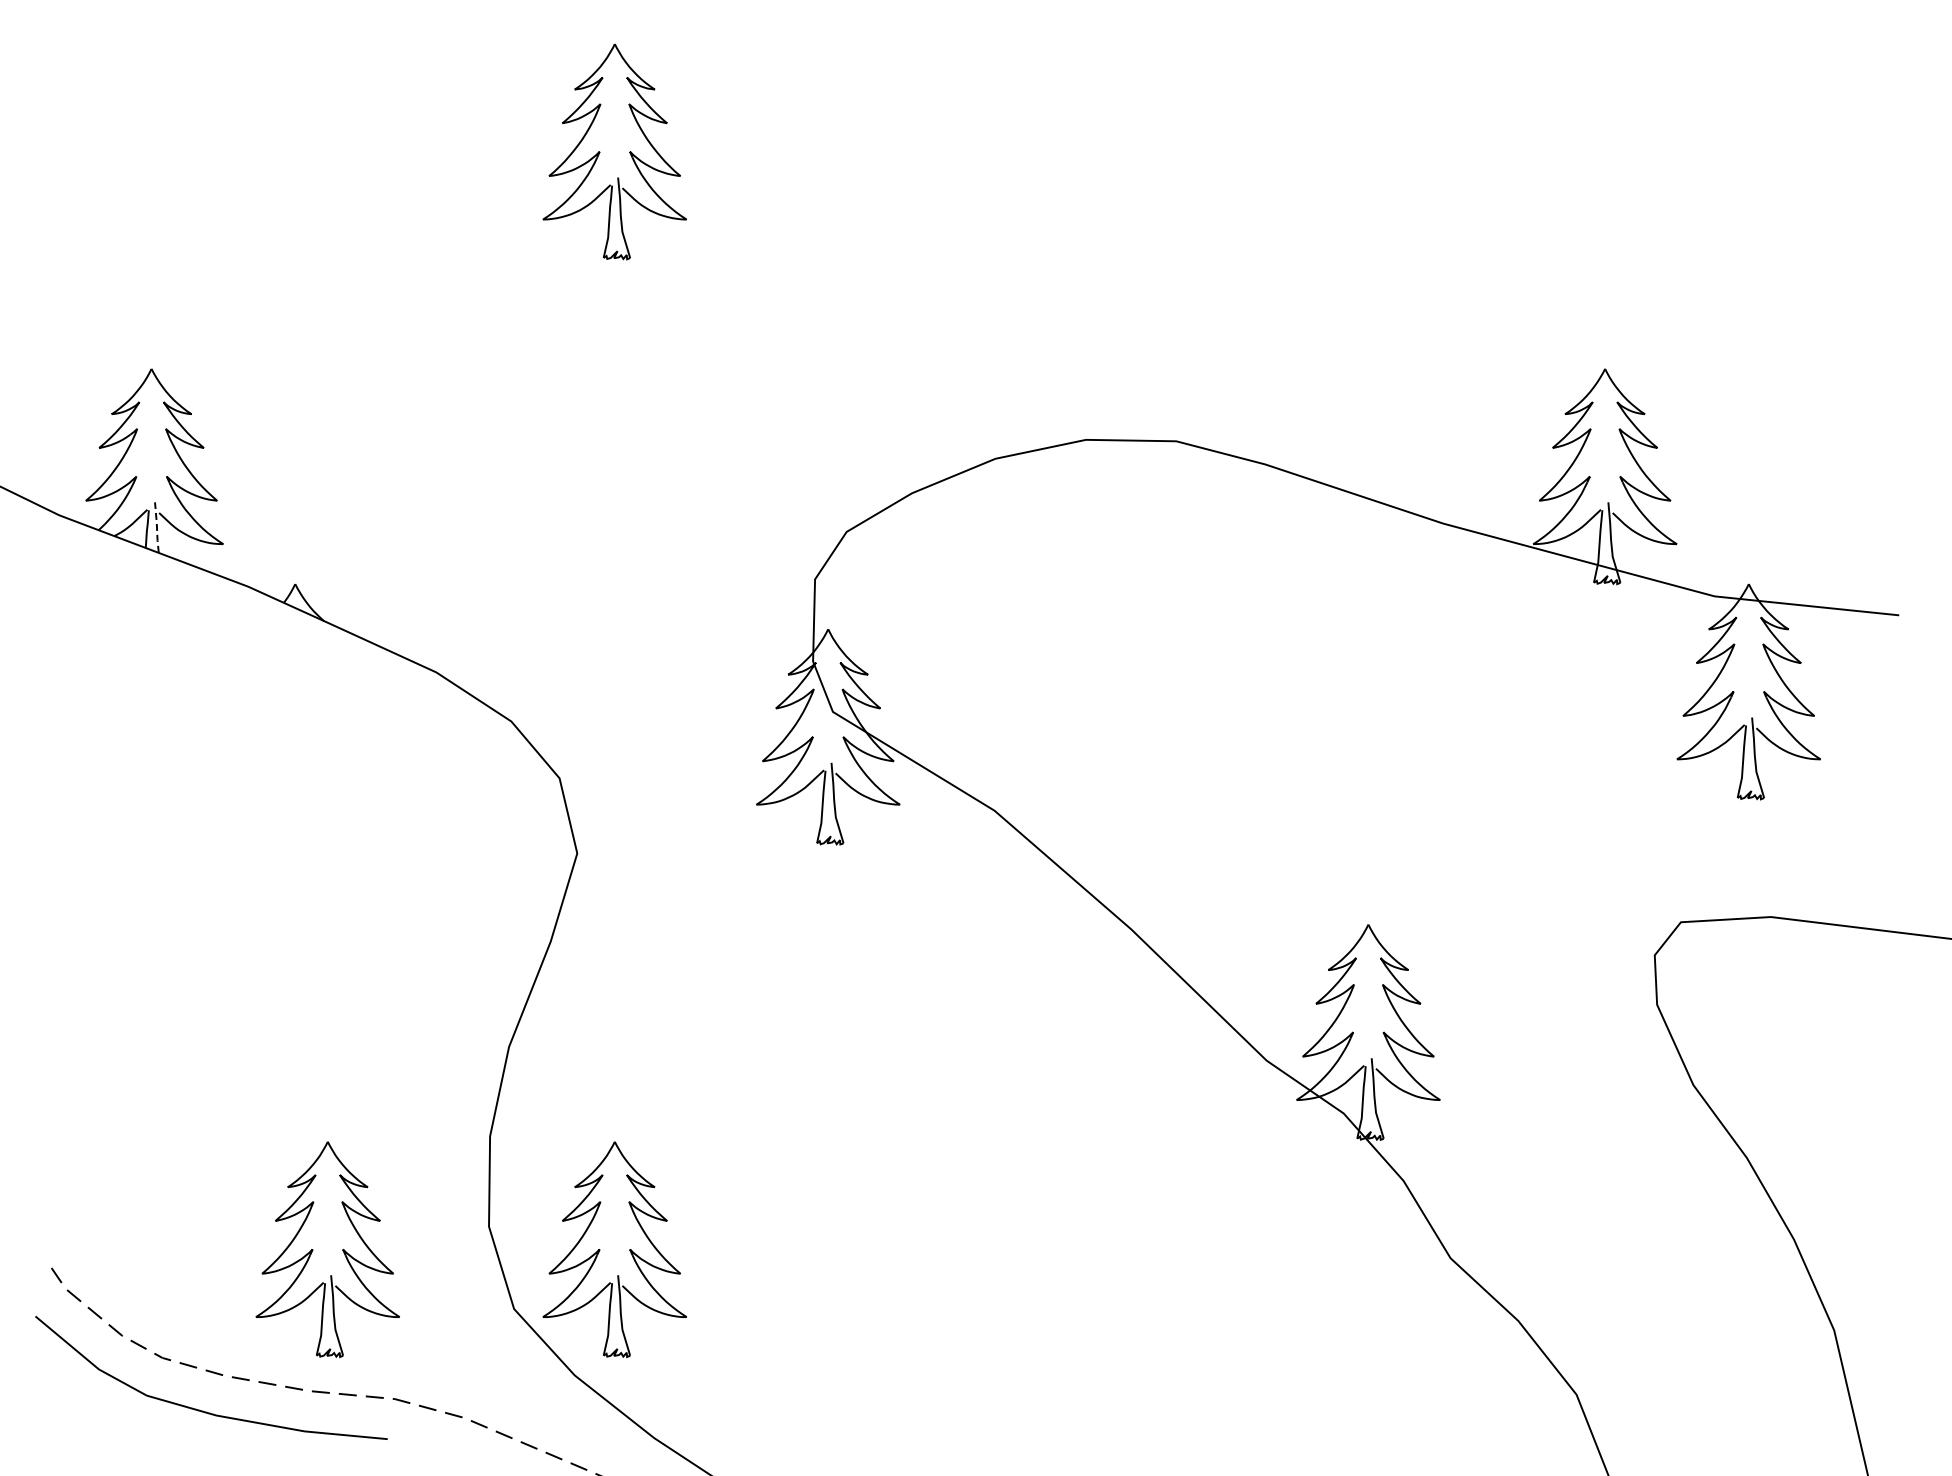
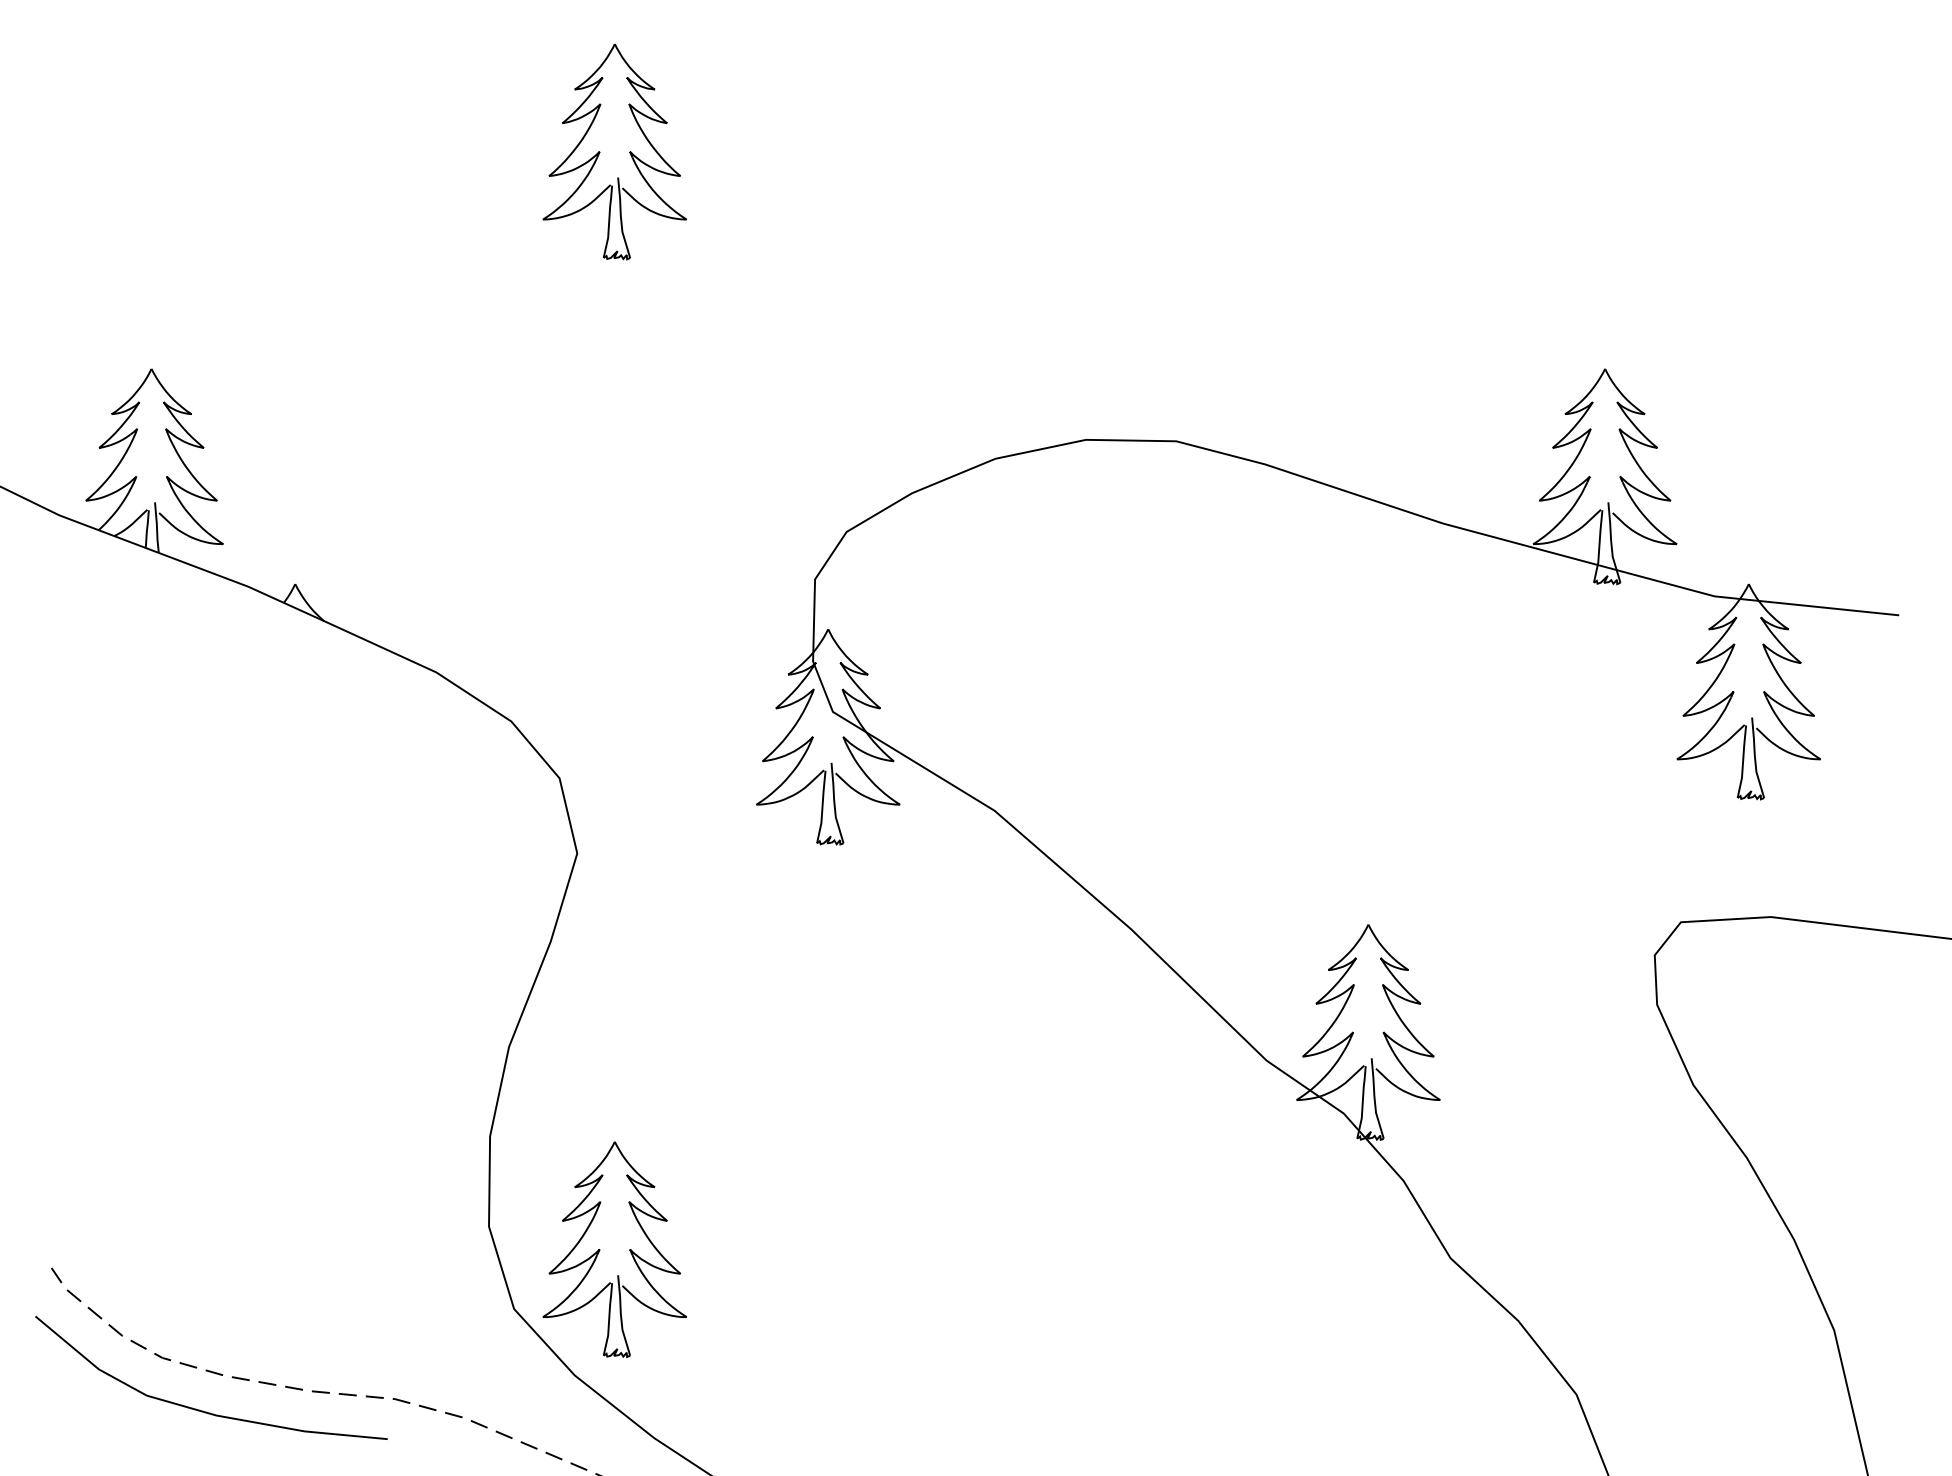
line: dashed -> solid (156, 527)
part: present -> none (313, 1249)
